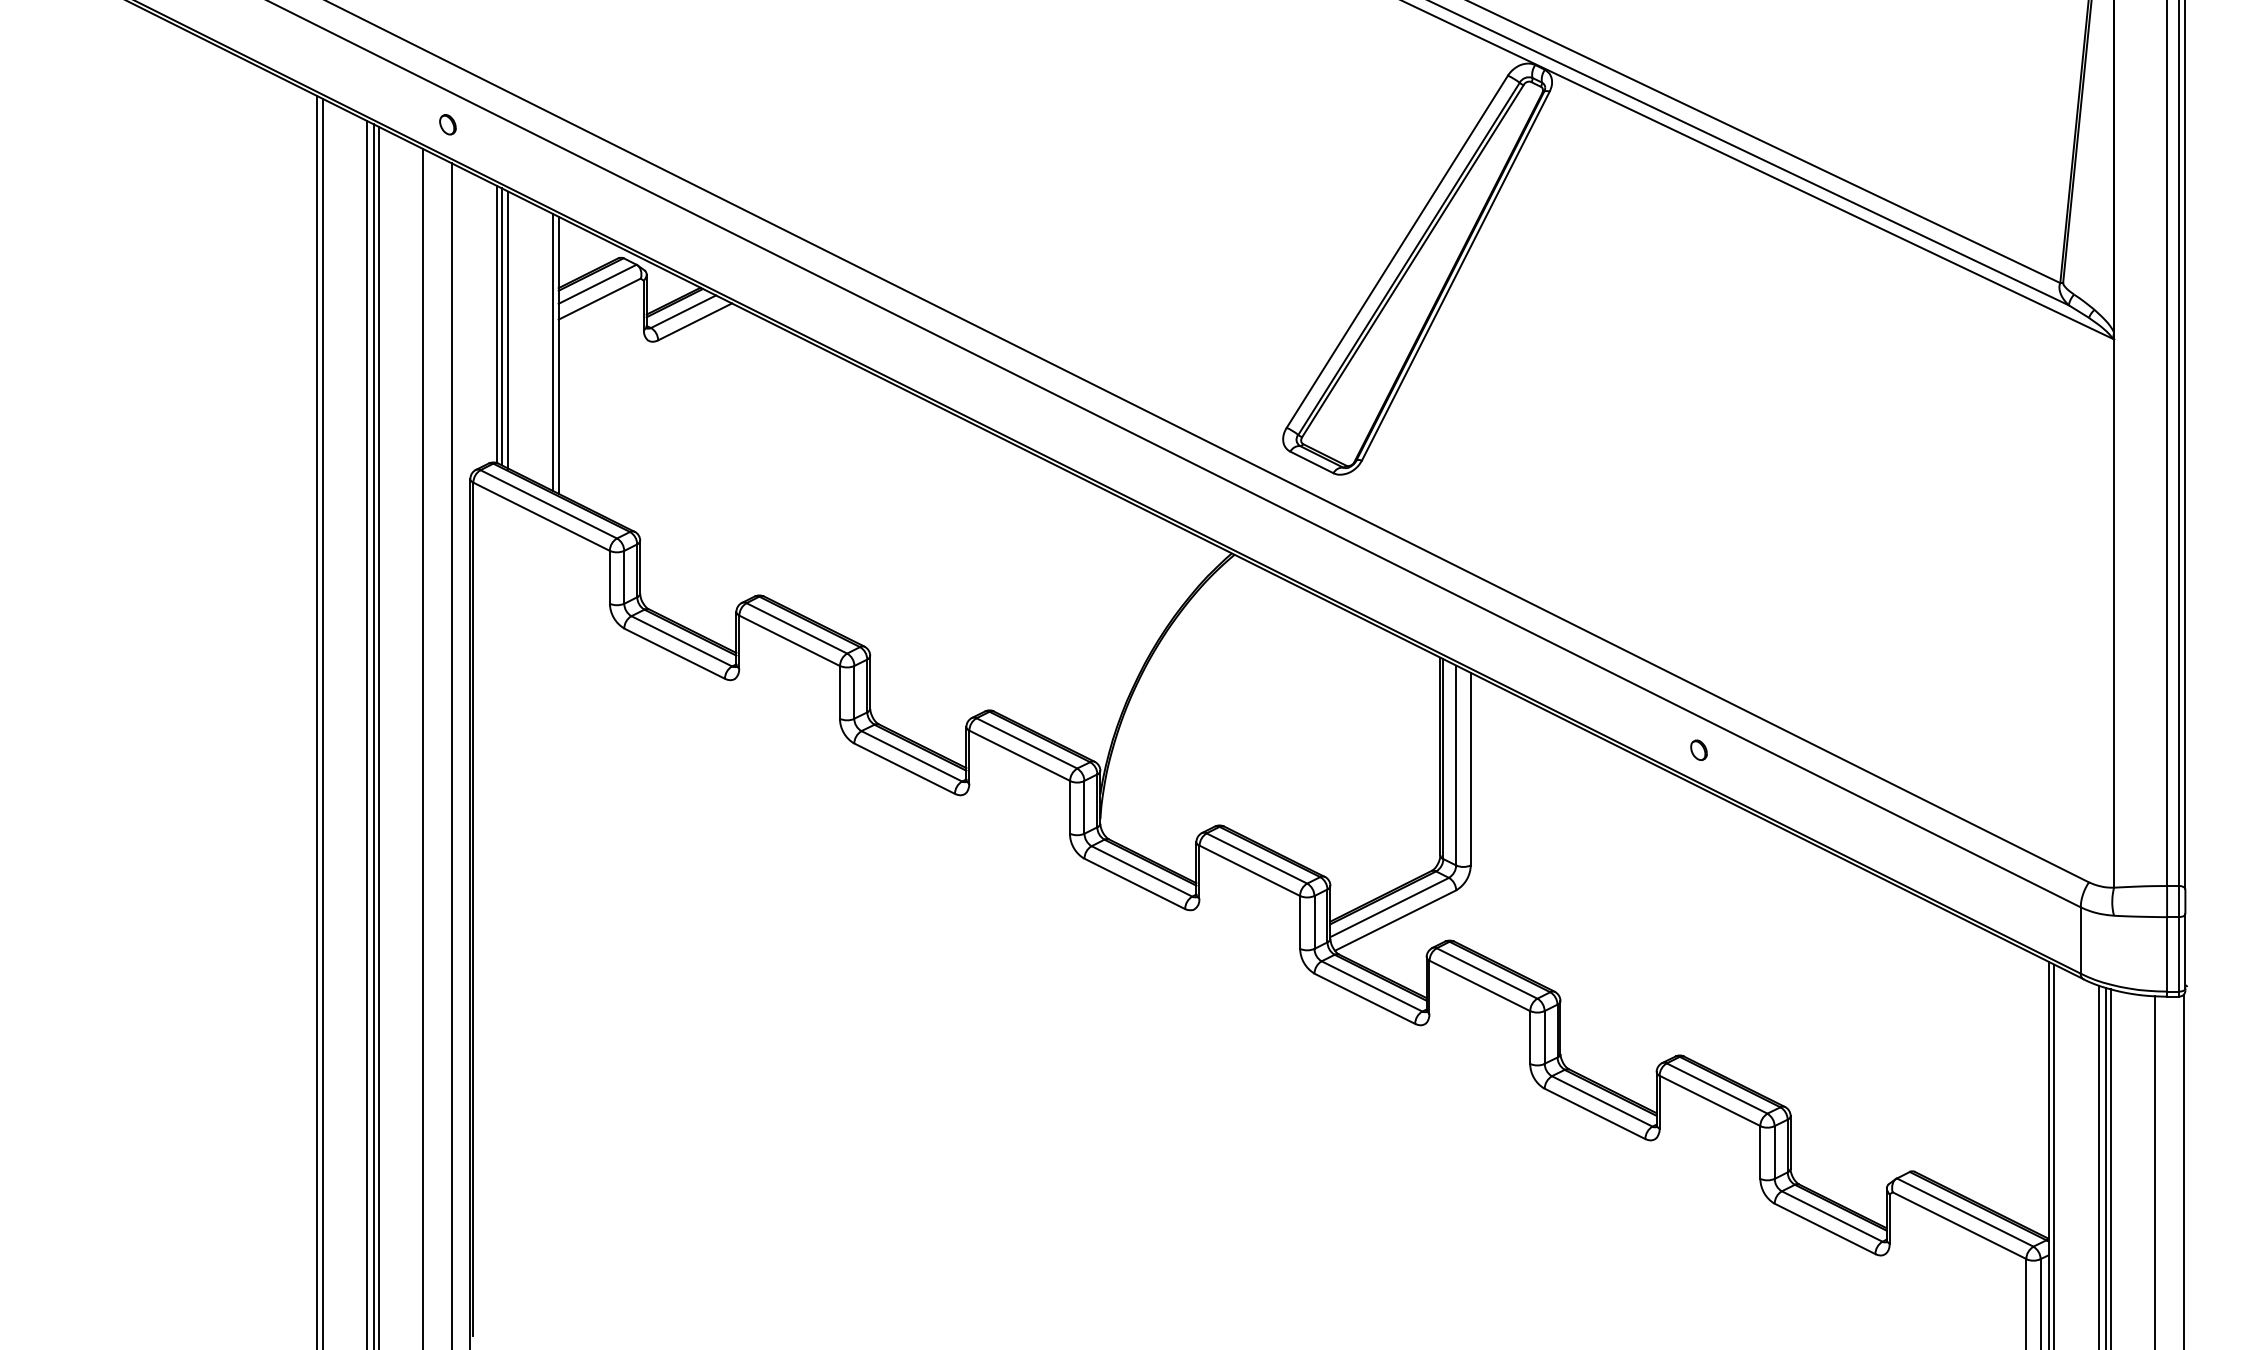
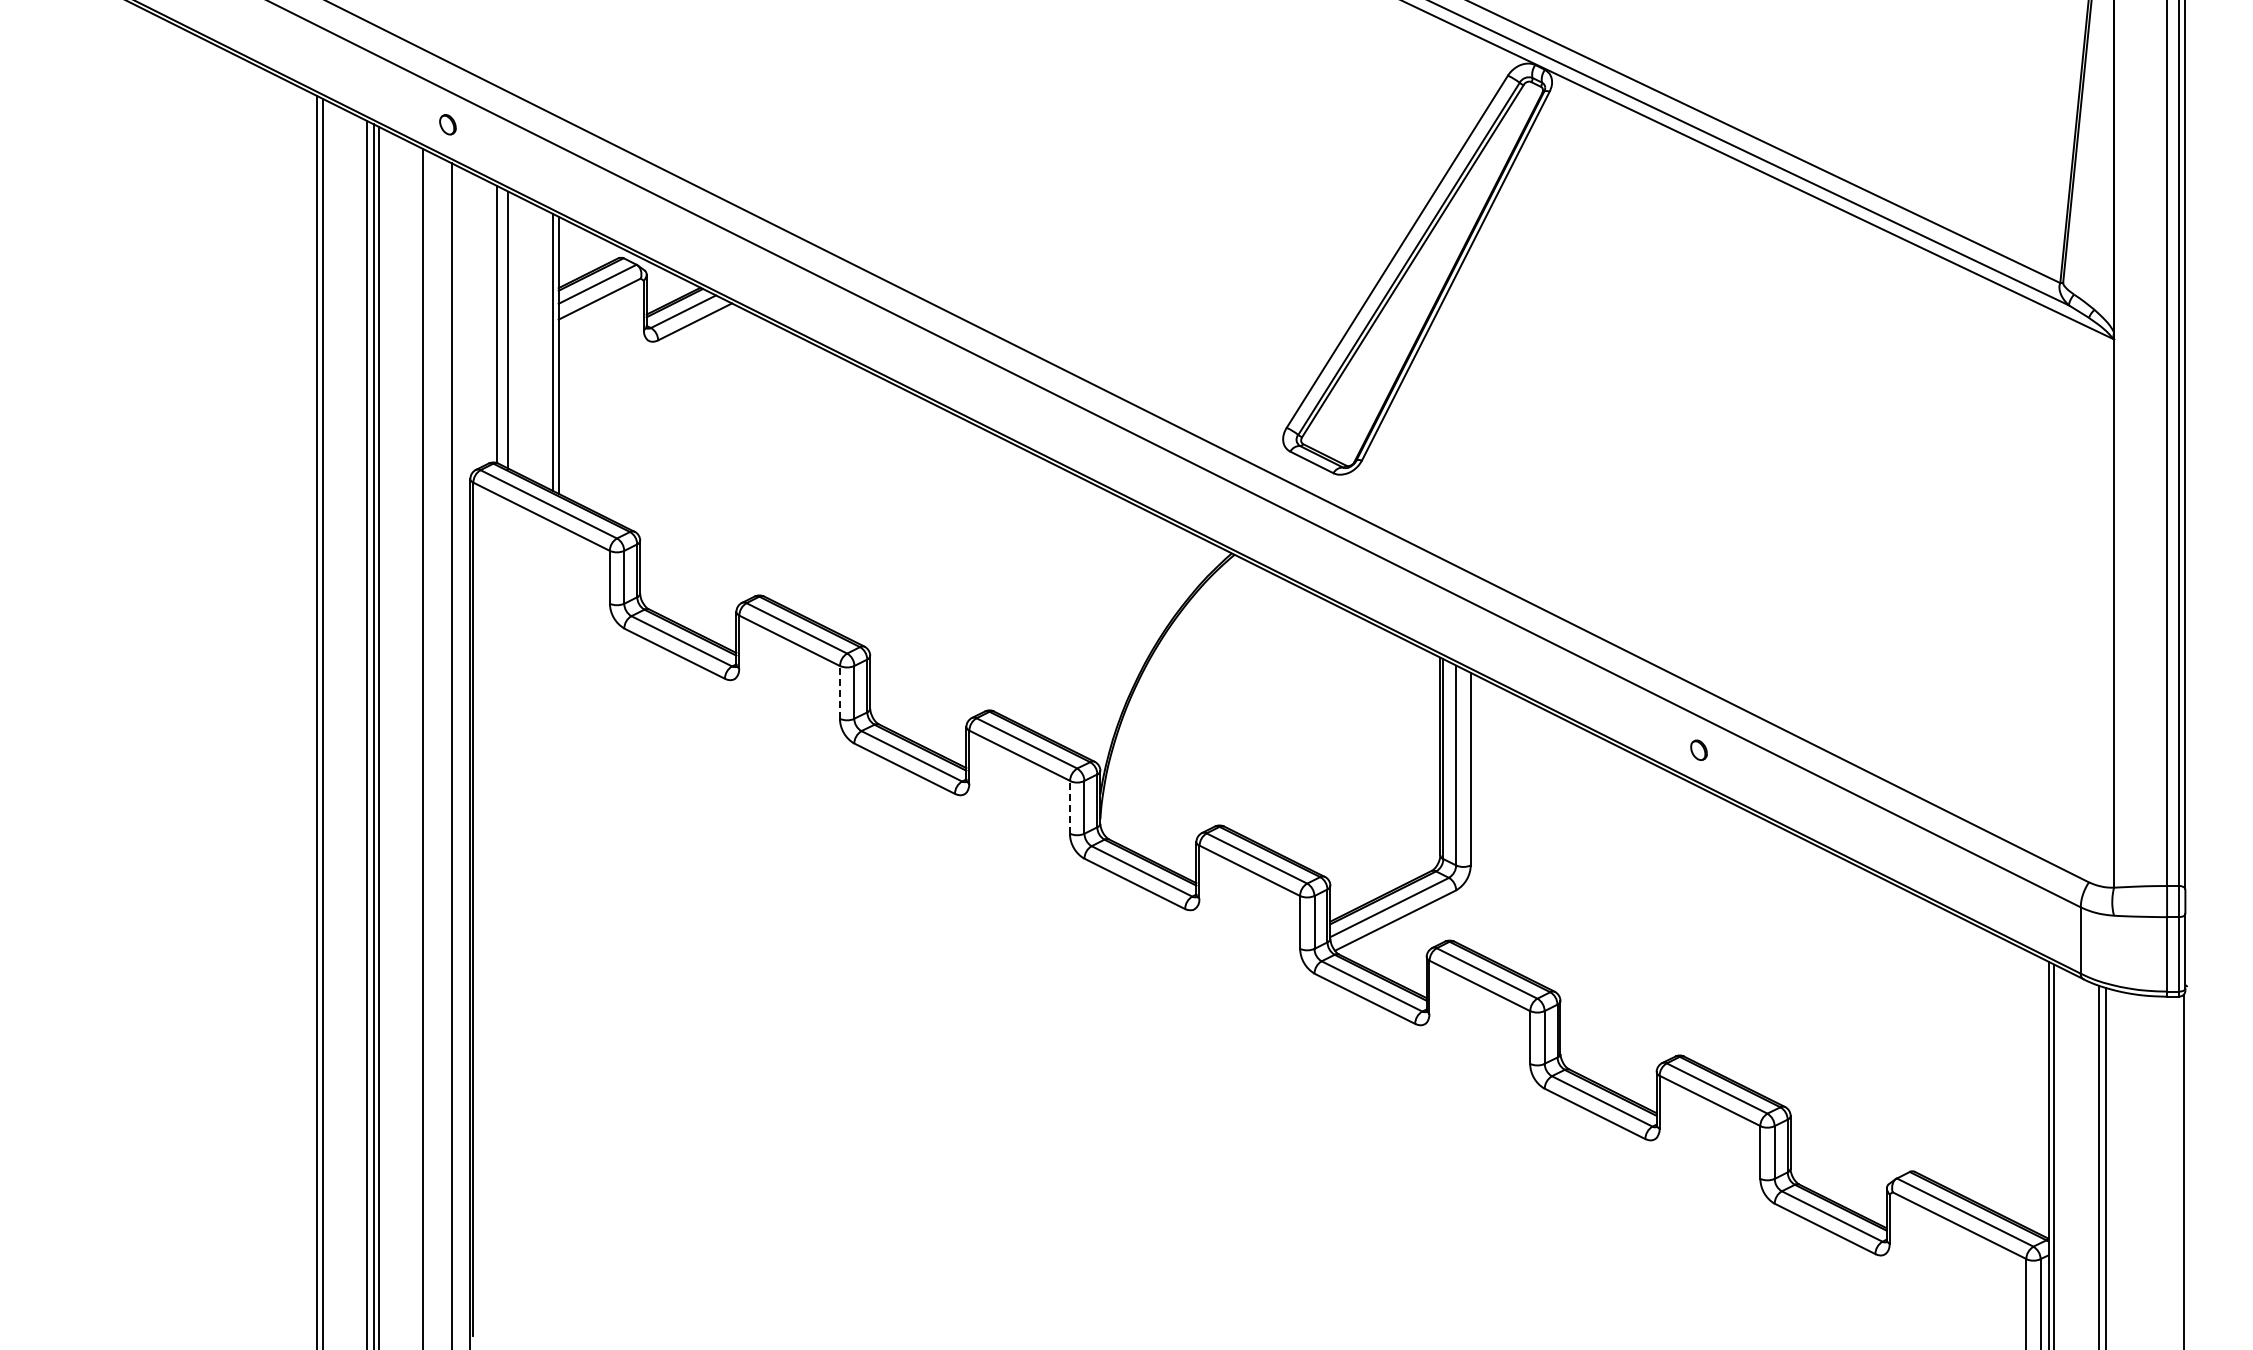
line: present -> none (501, 326)
line: solid -> dashed (839, 691)
line: solid -> dashed (1070, 806)
line: present -> none (2110, 1167)
line: present -> none (2155, 1171)
